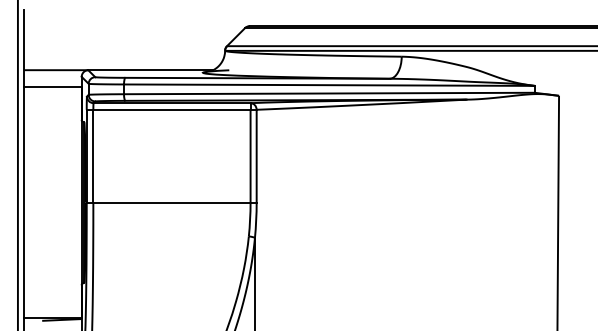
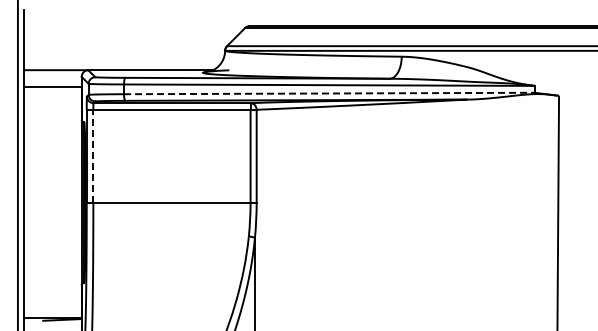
line: solid -> dashed (329, 93)
line: solid -> dashed (93, 155)
